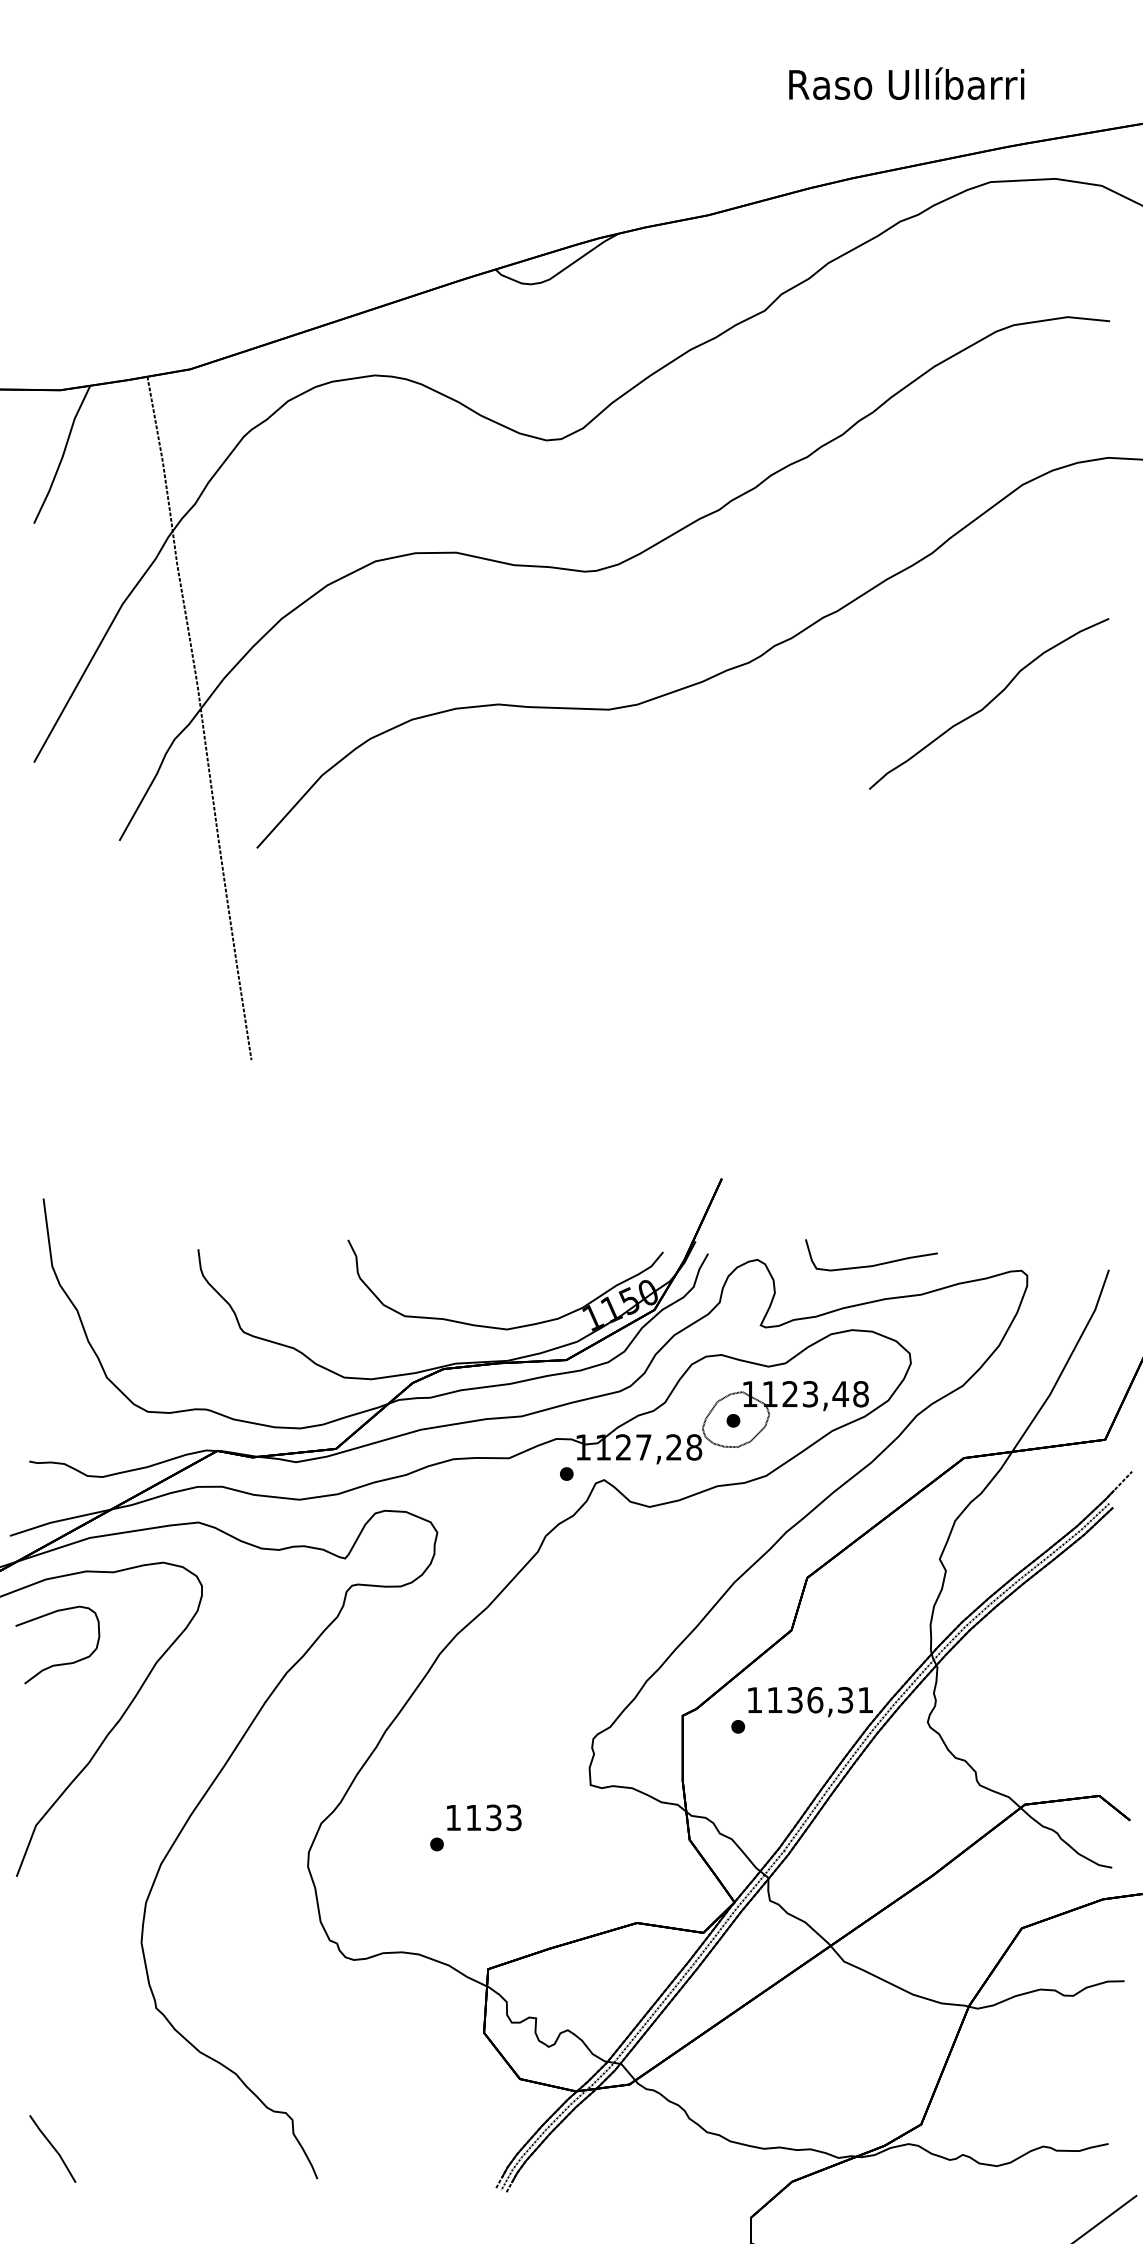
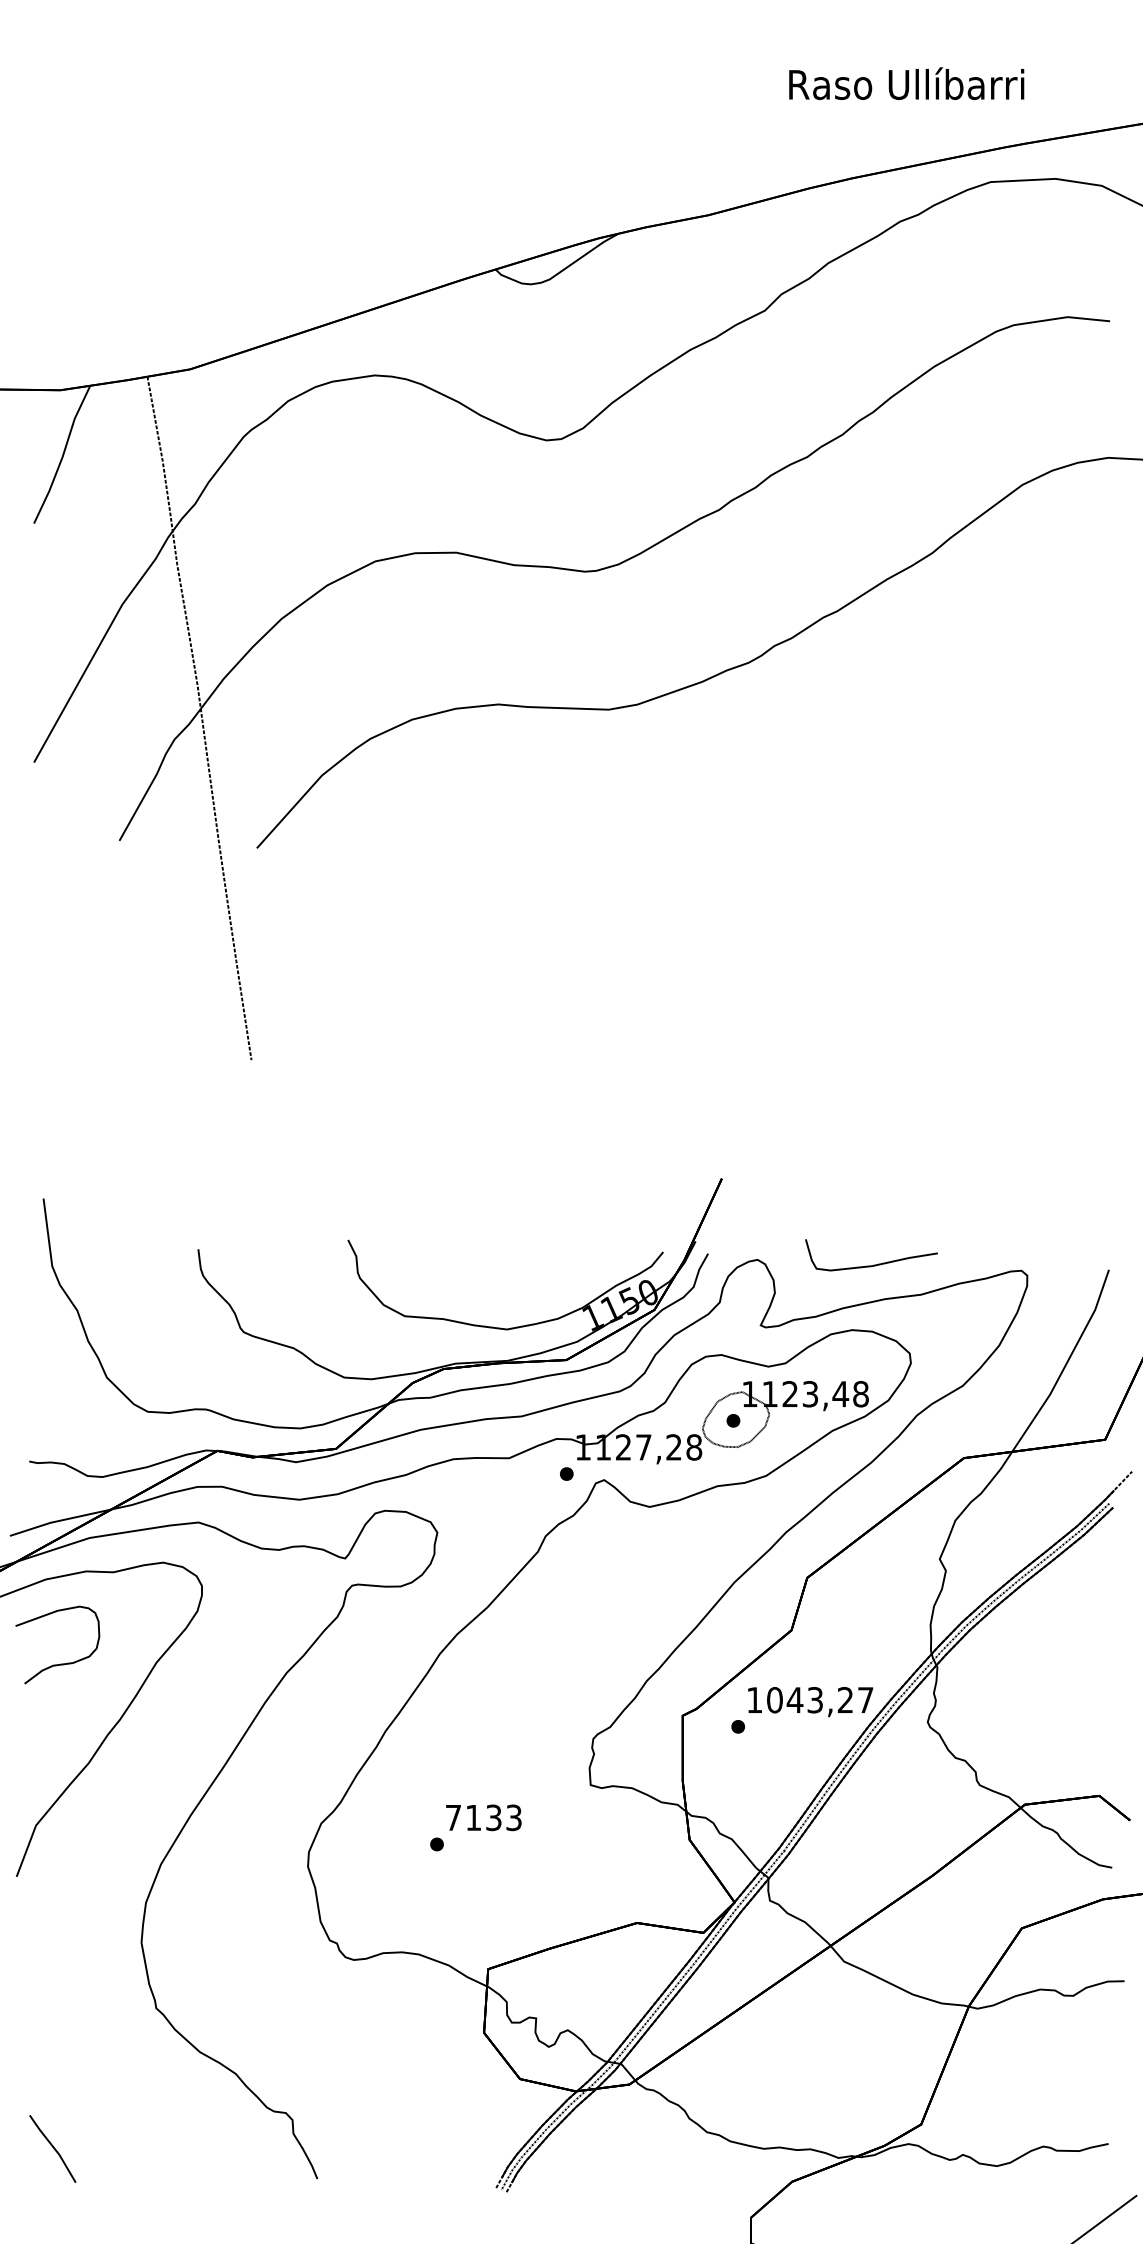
part: present -> none (989, 703)
text: 1136,31 -> 1043,27 (820, 1700)
text: 1133 -> 7133 (453, 1817)
